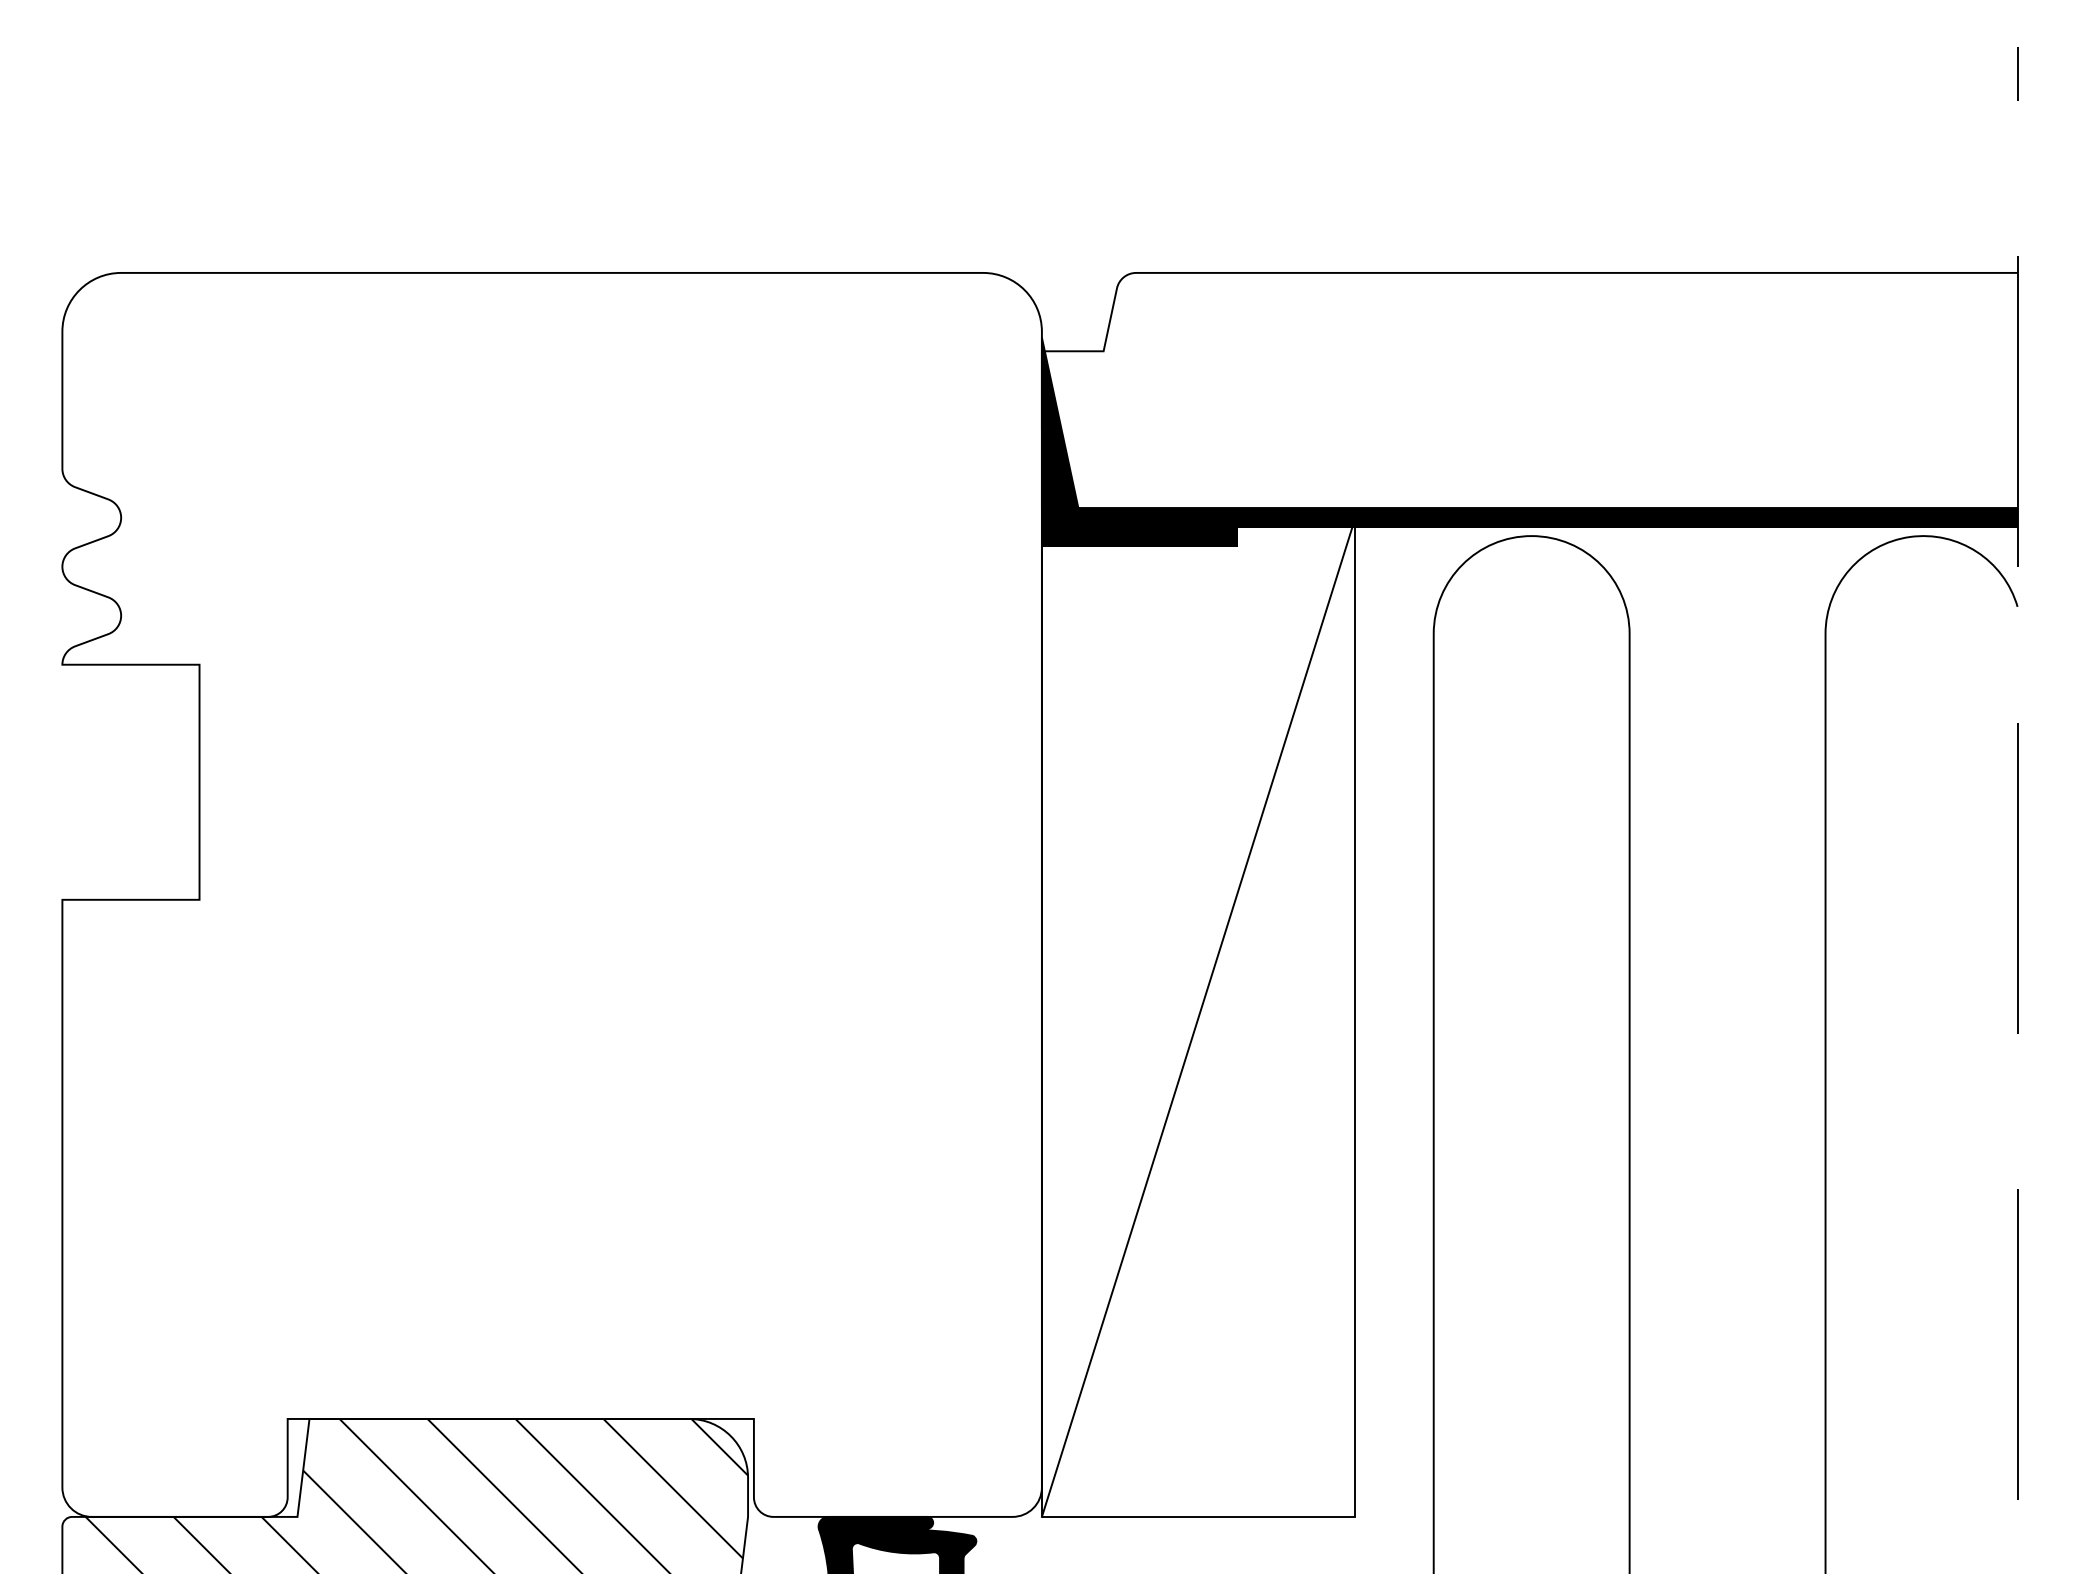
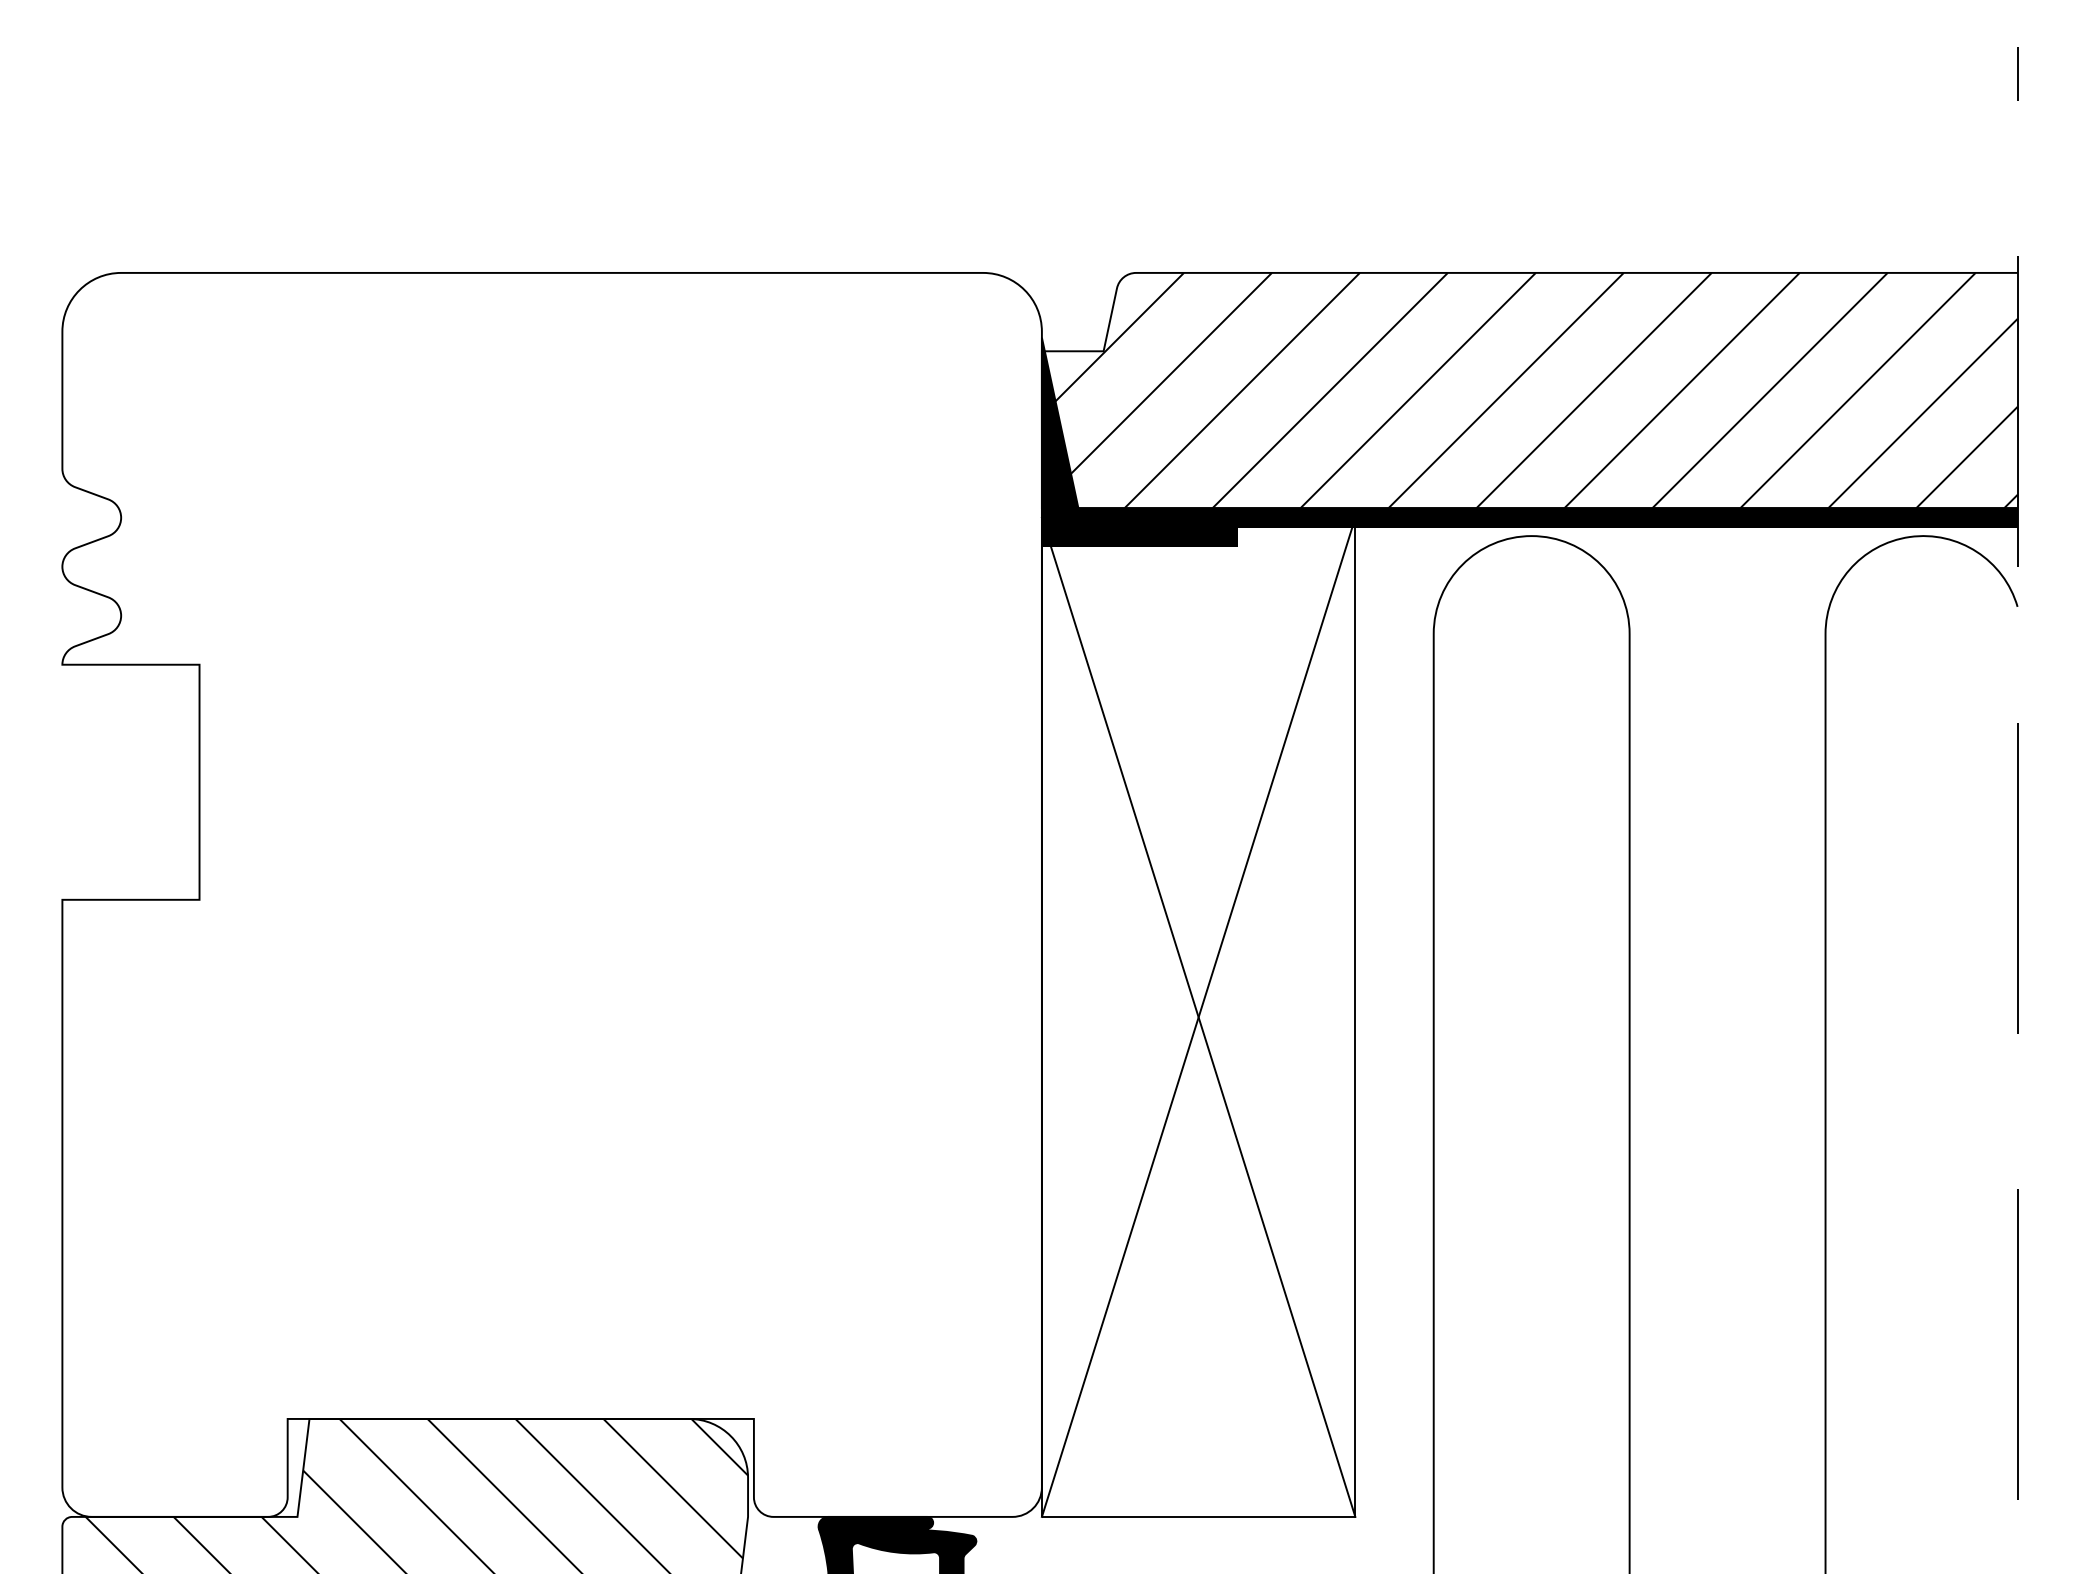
hatch: none -> present (1536, 390)
line: none -> present (1198, 1016)
